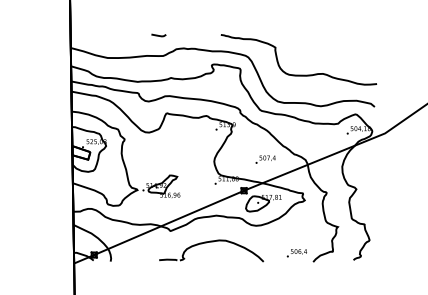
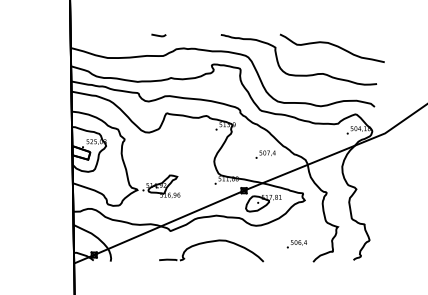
curve: none -> present (331, 45)
text position: (265, 159) -> (265, 154) (265, 154)
text position: (296, 253) -> (296, 244) (296, 244)
